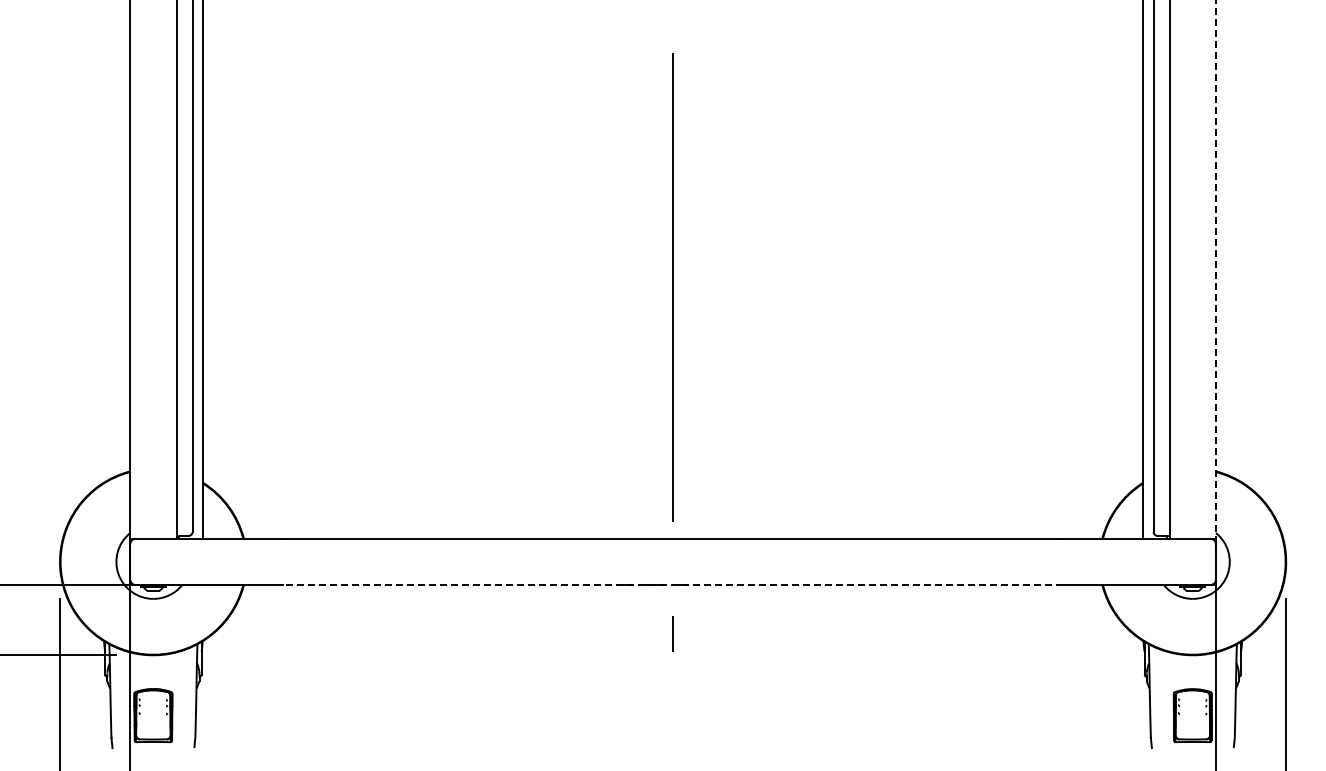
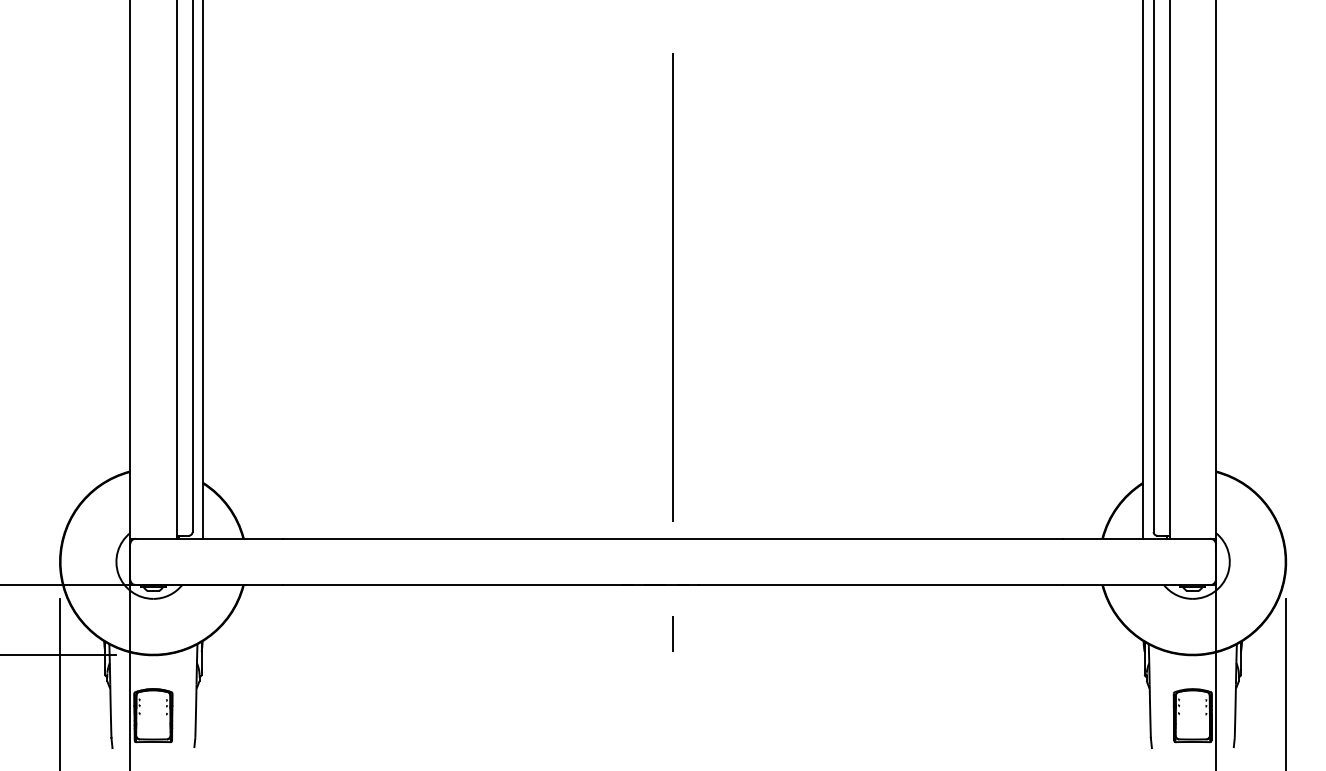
line: dashed -> solid (1215, 269)
line: dashed -> solid (672, 585)
